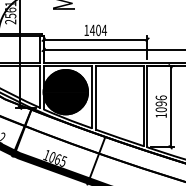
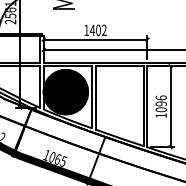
text: 1404 -> 1402 (104, 29)
